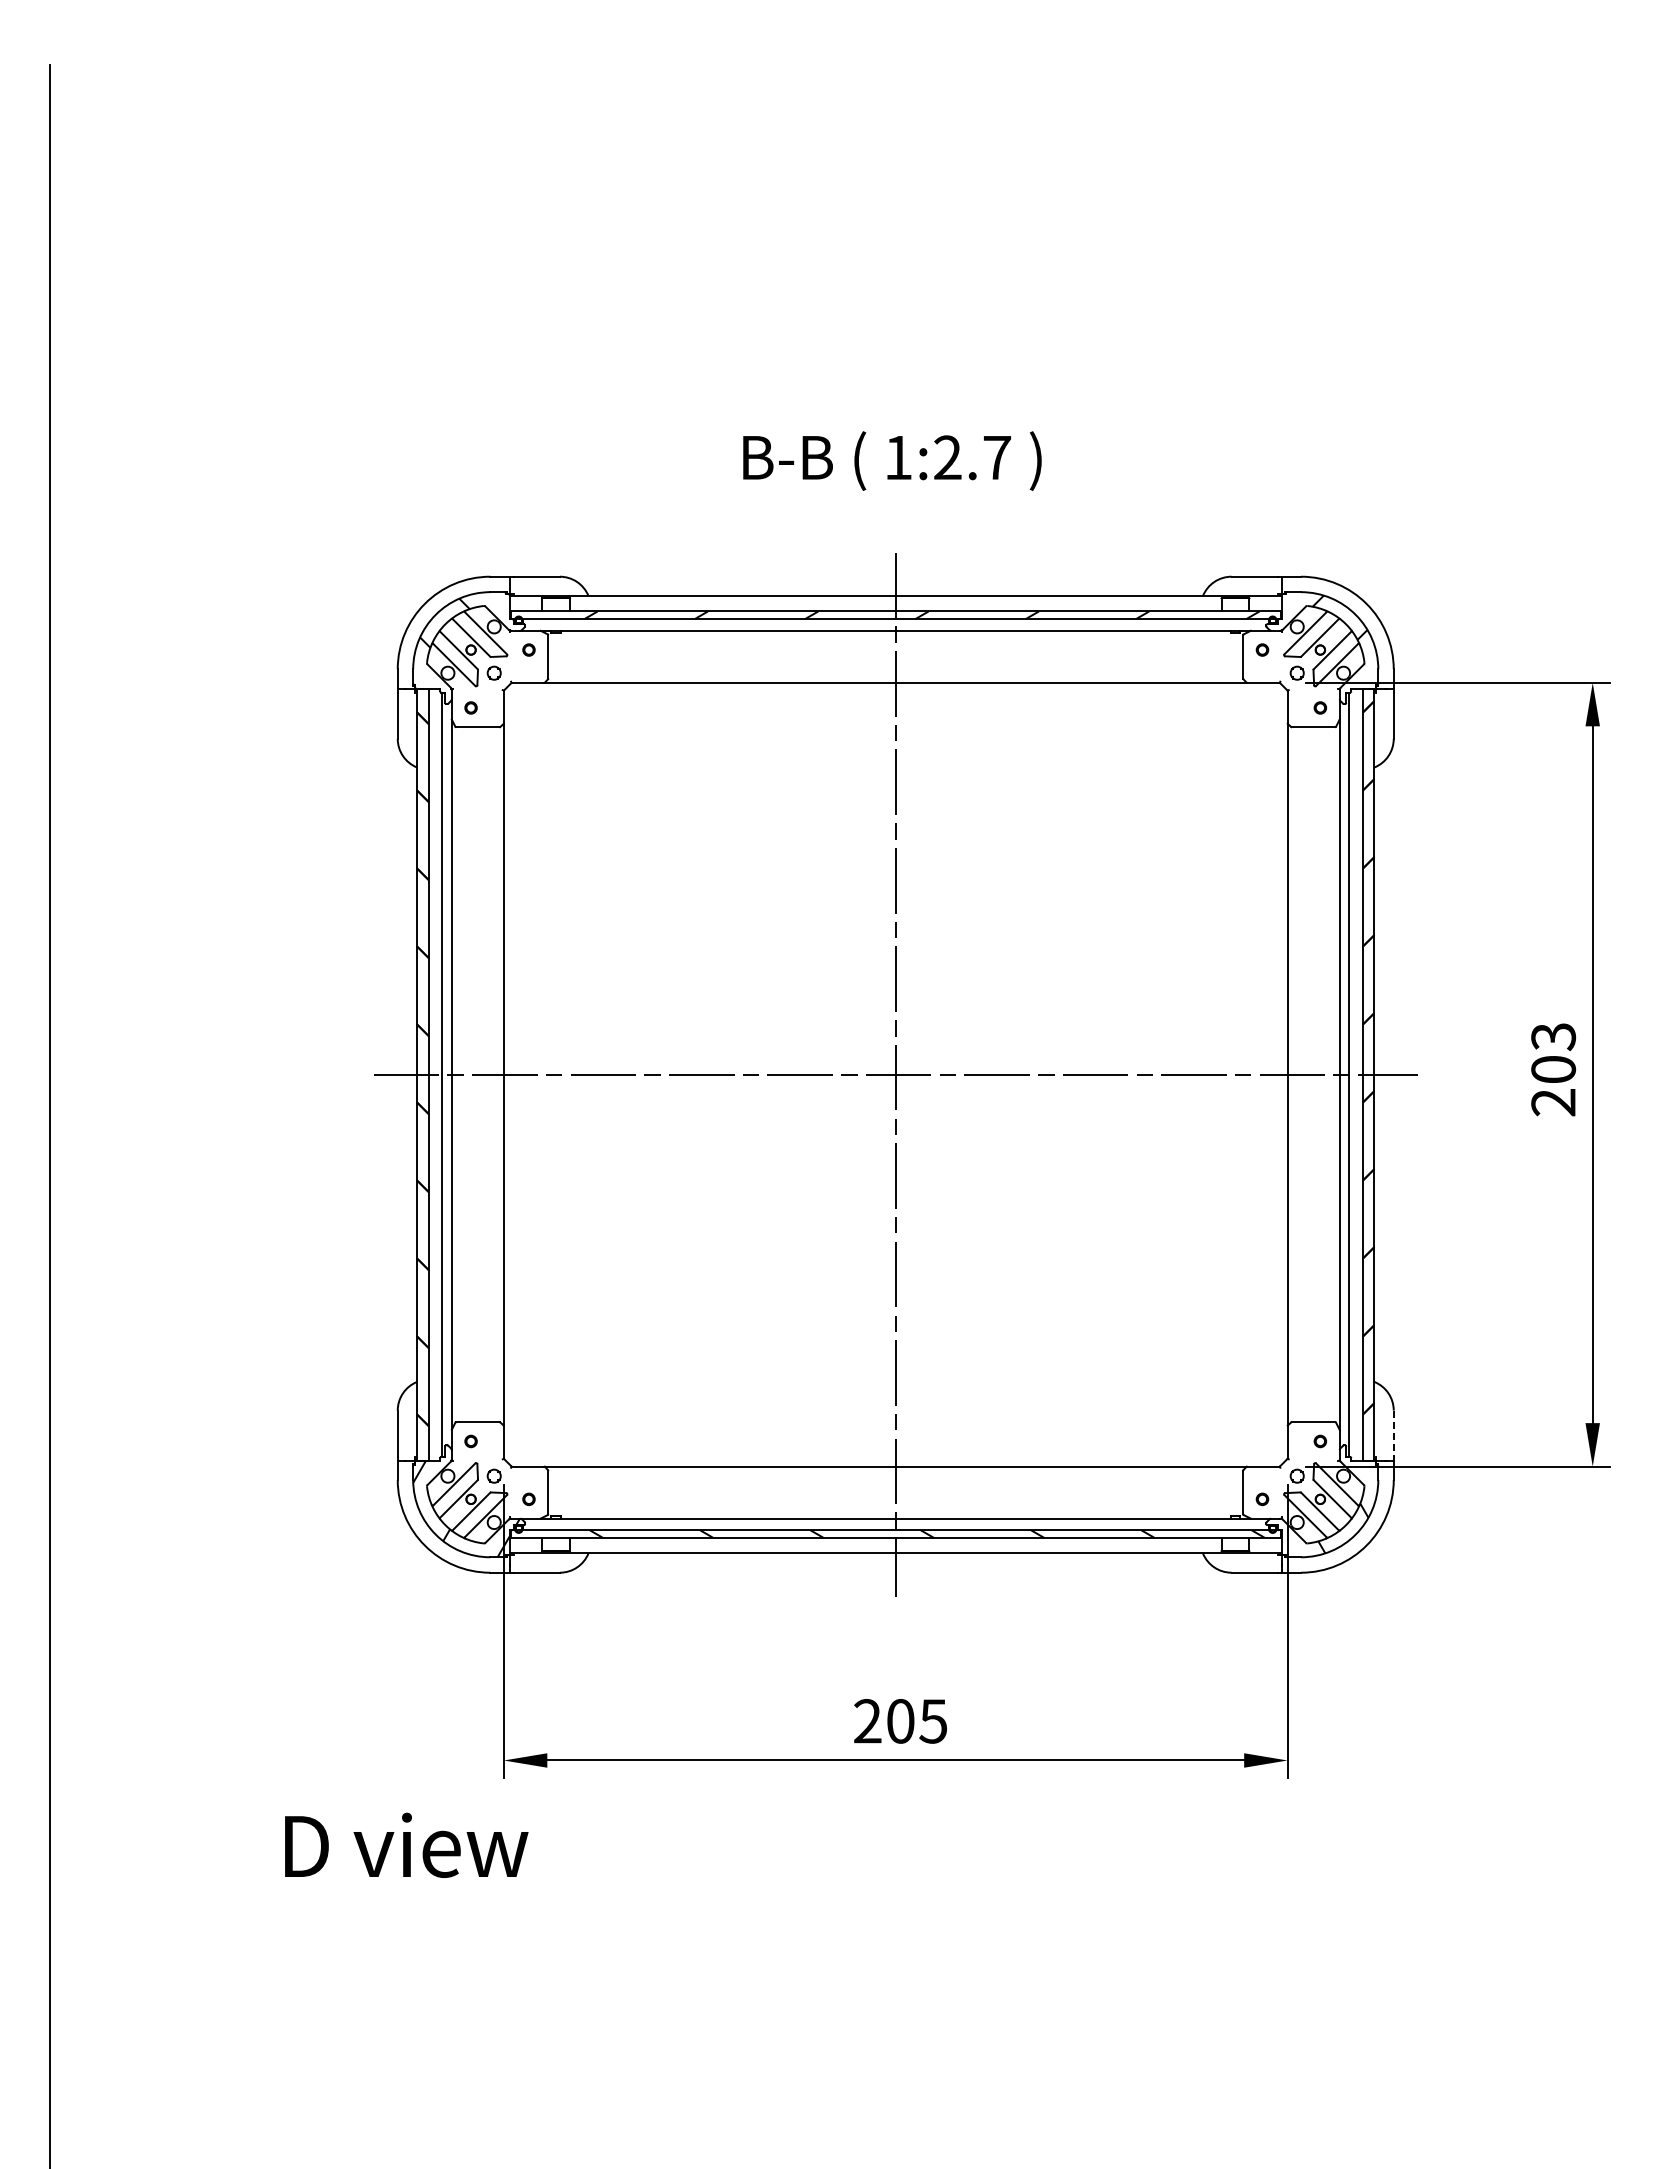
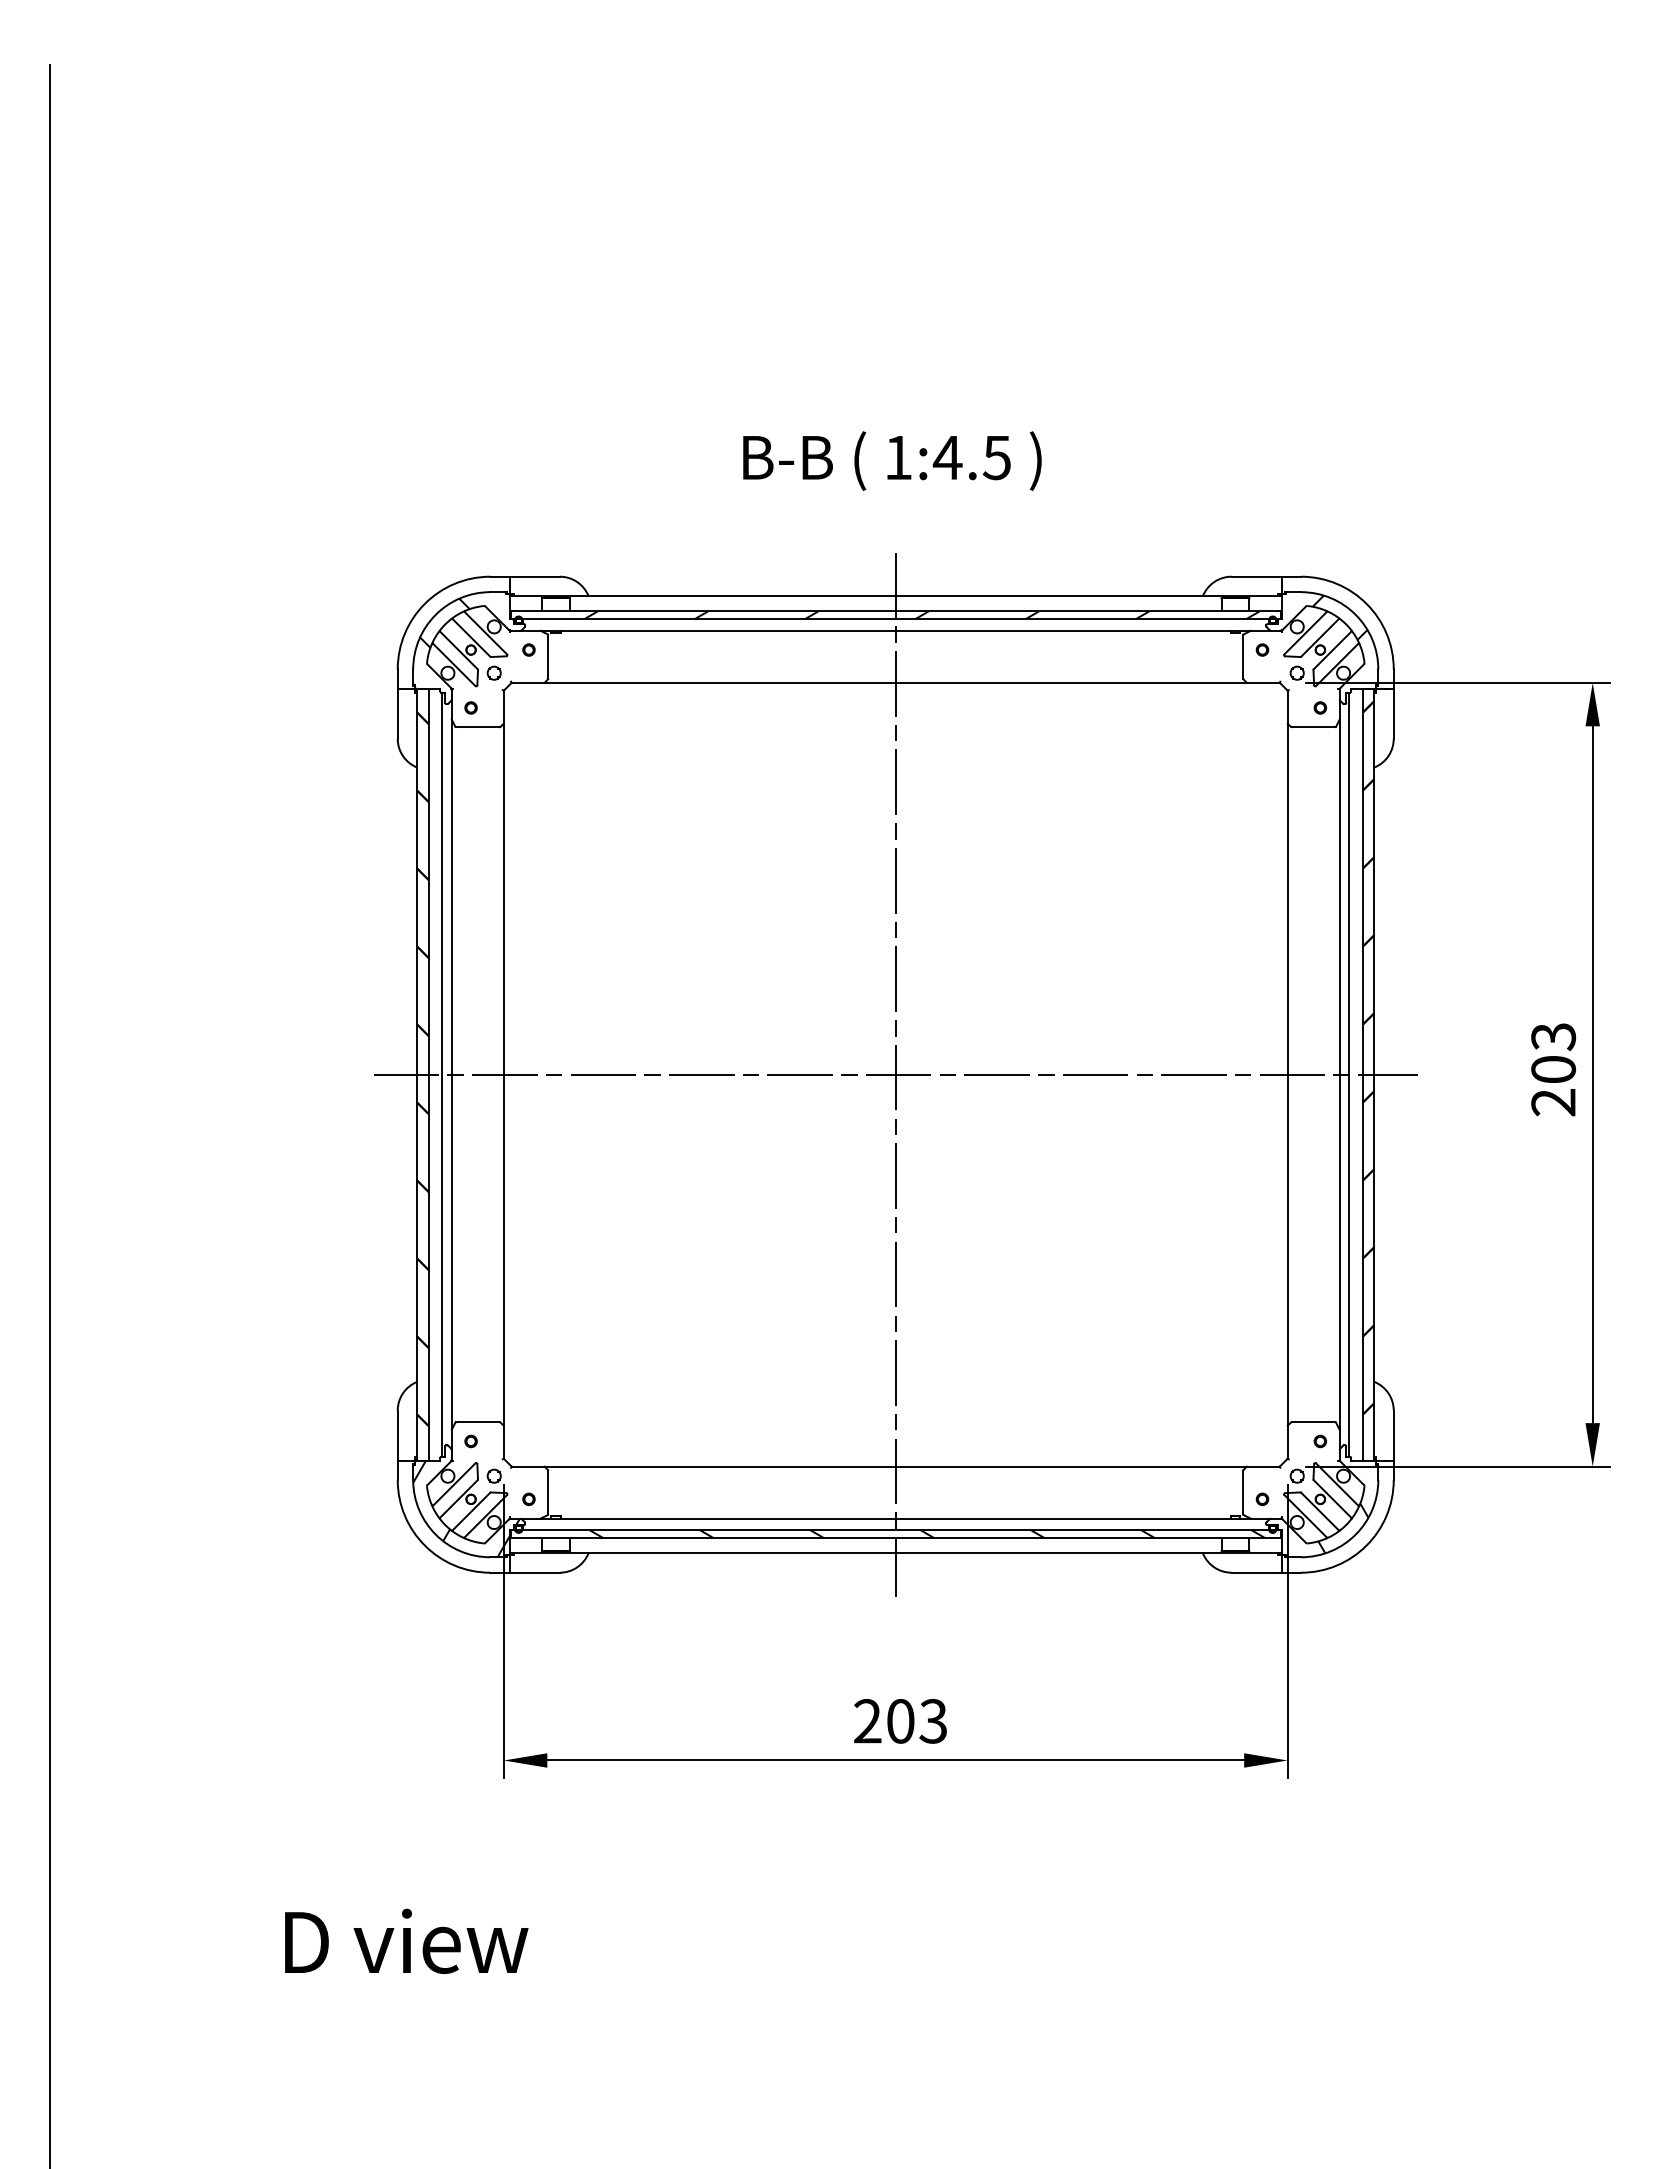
text: 1:2.7 -> 1:4.5 (971, 457)
line: dashed -> solid (1393, 1434)
text: 205 -> 203 (932, 1721)
text position: (406, 1844) -> (406, 1940) (406, 1940)
